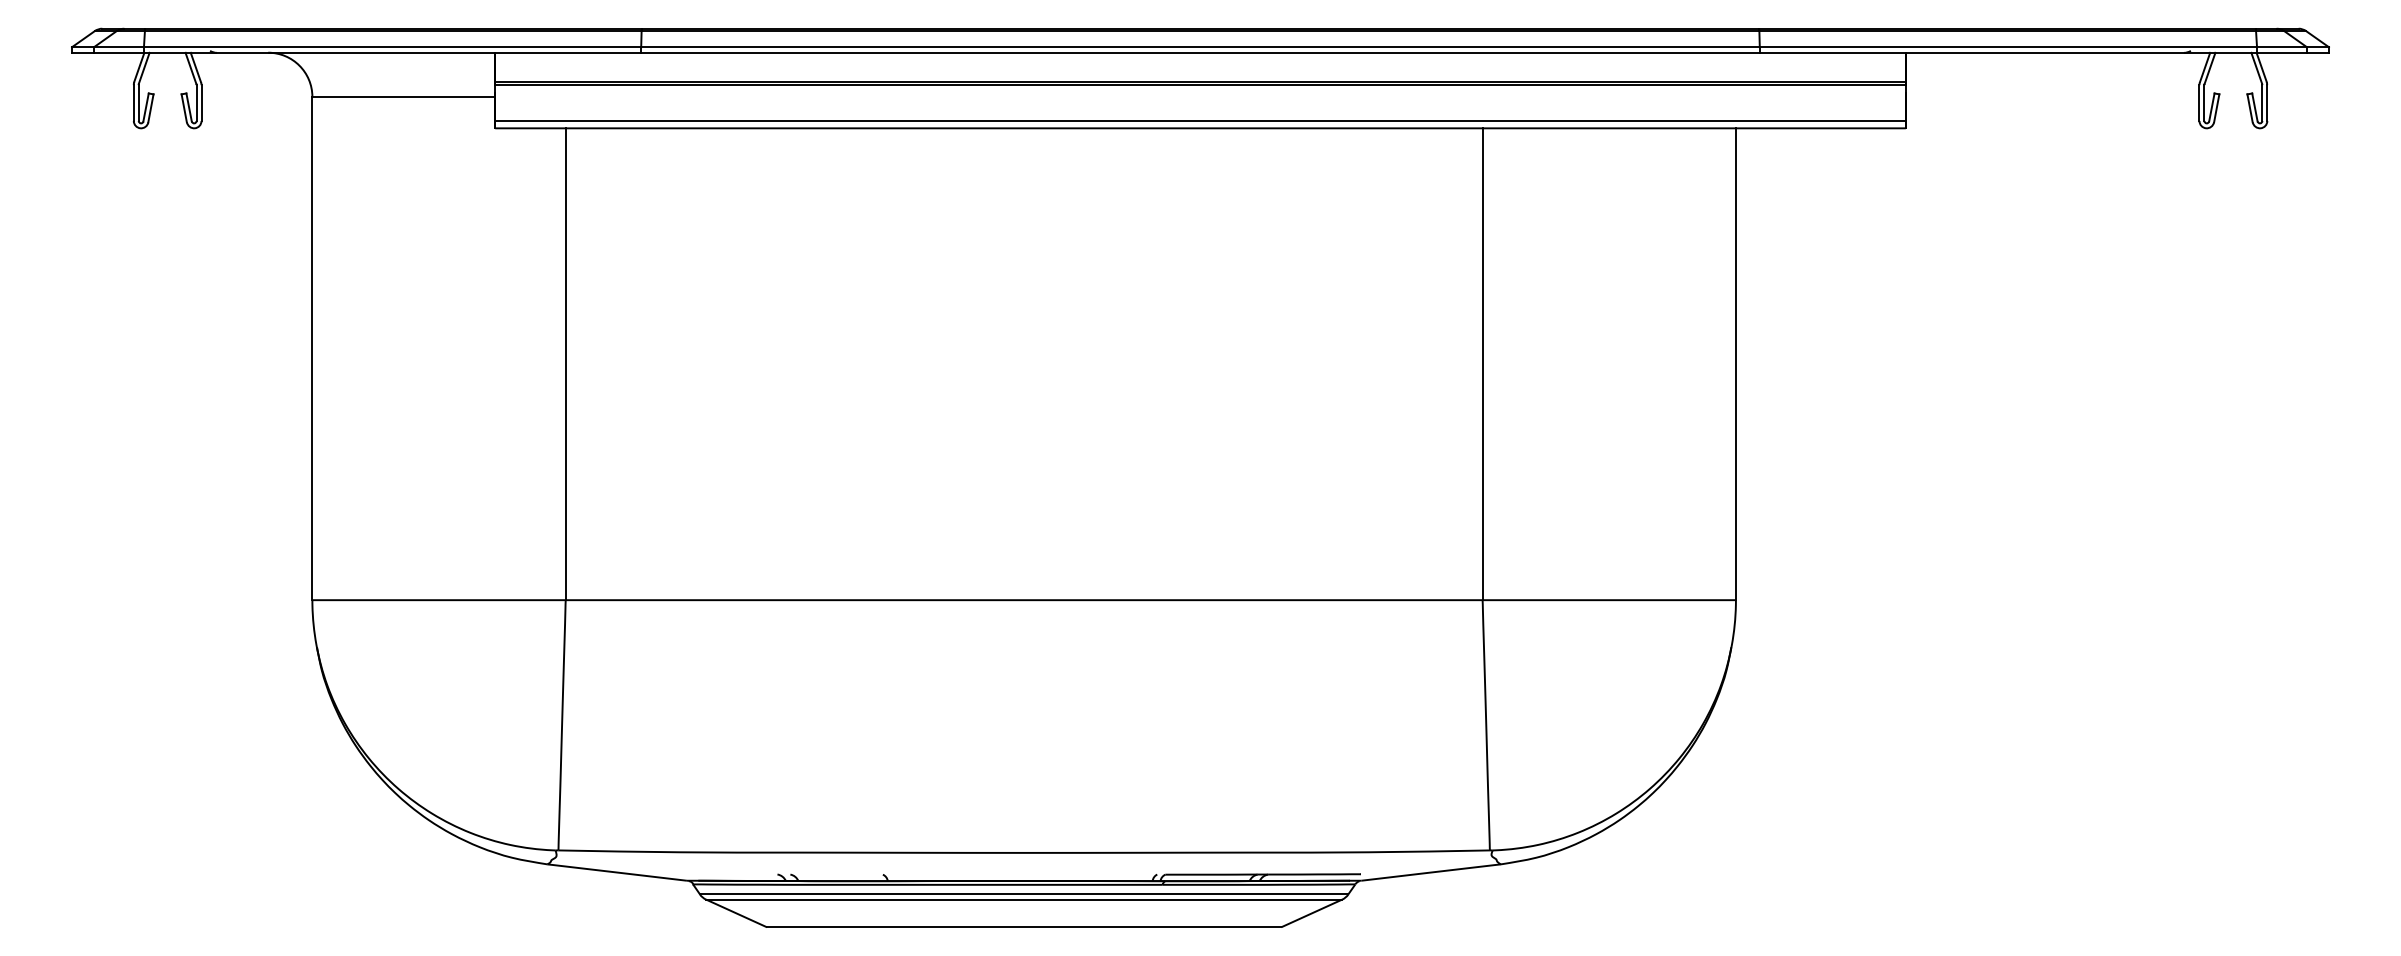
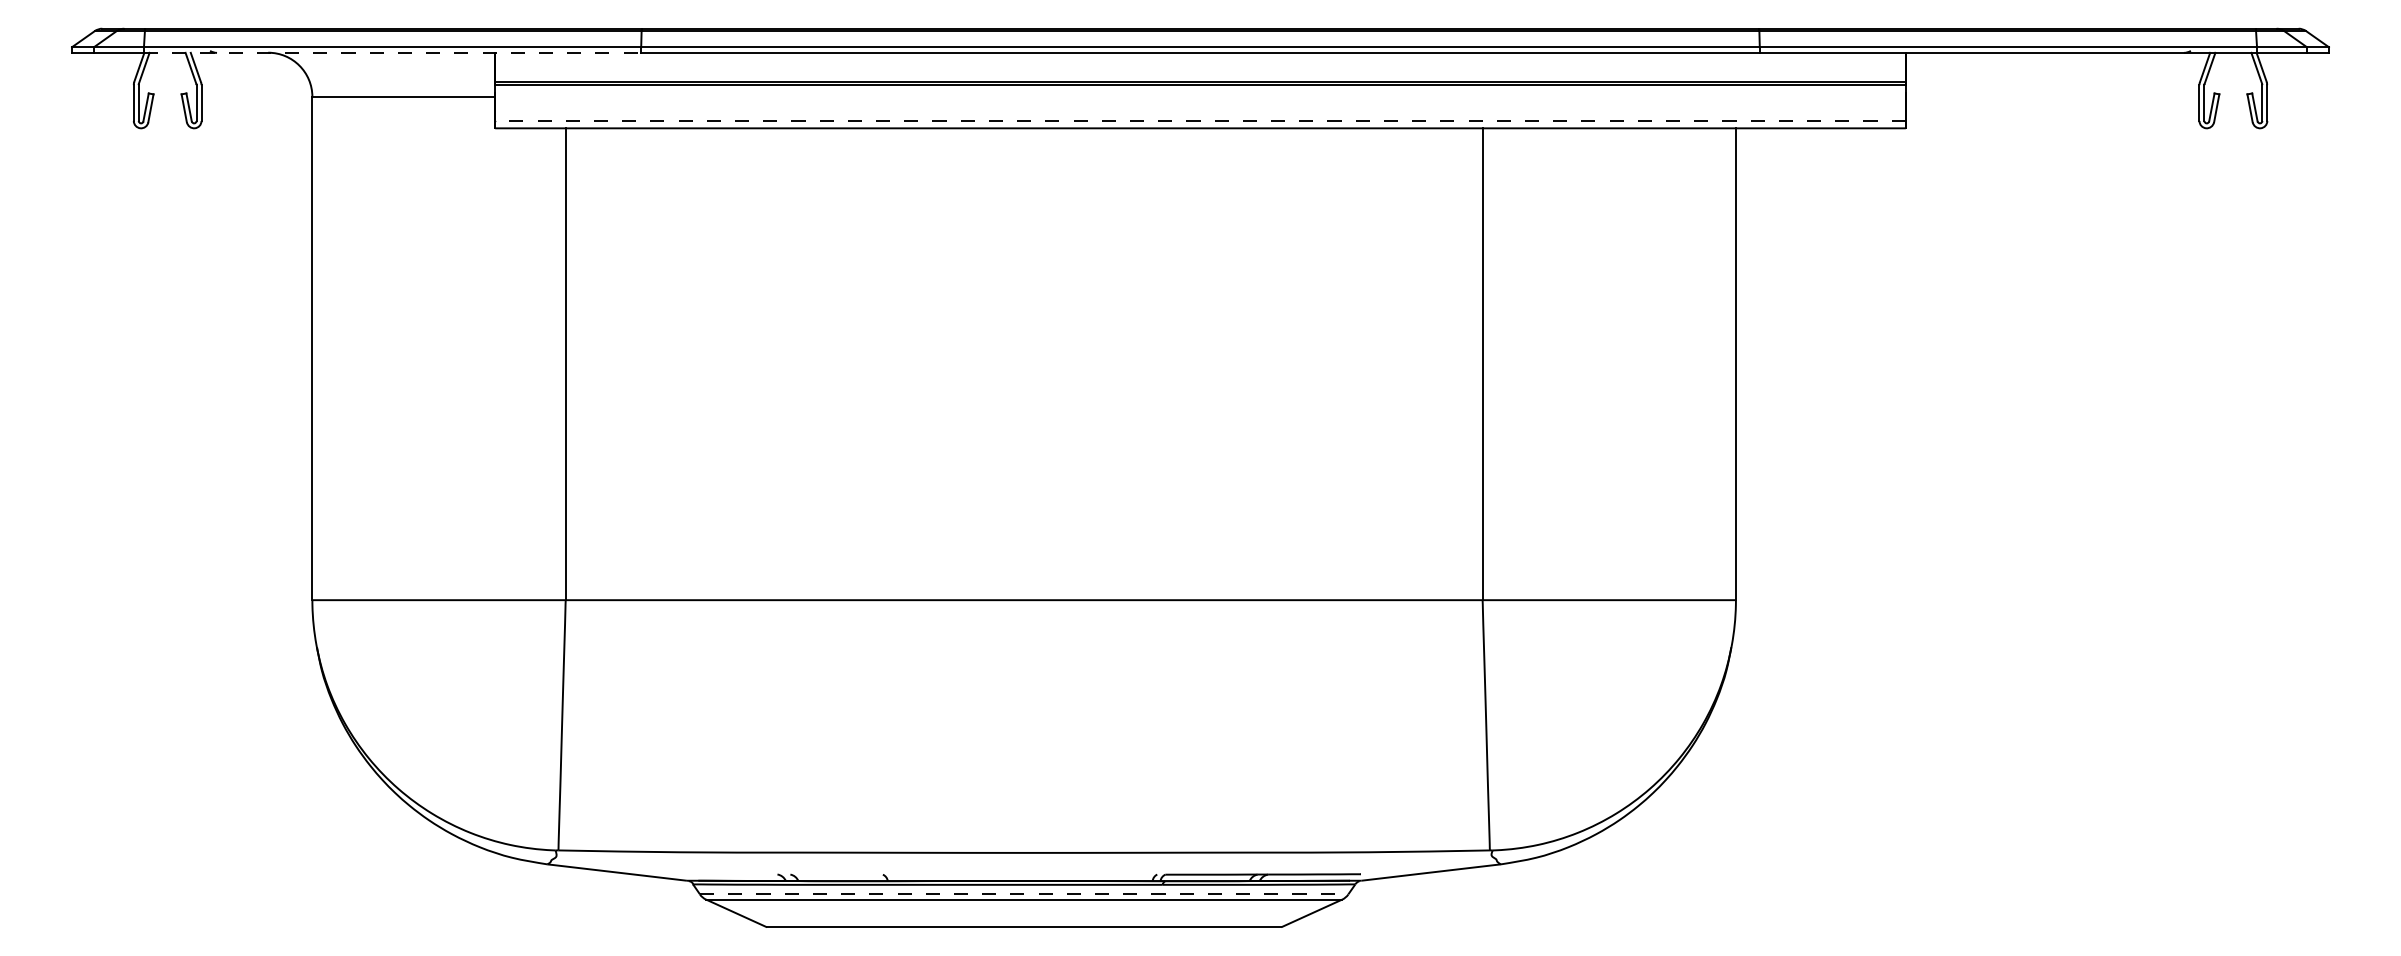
line: solid -> dashed (392, 52)
line: solid -> dashed (1200, 121)
line: solid -> dashed (1024, 894)
